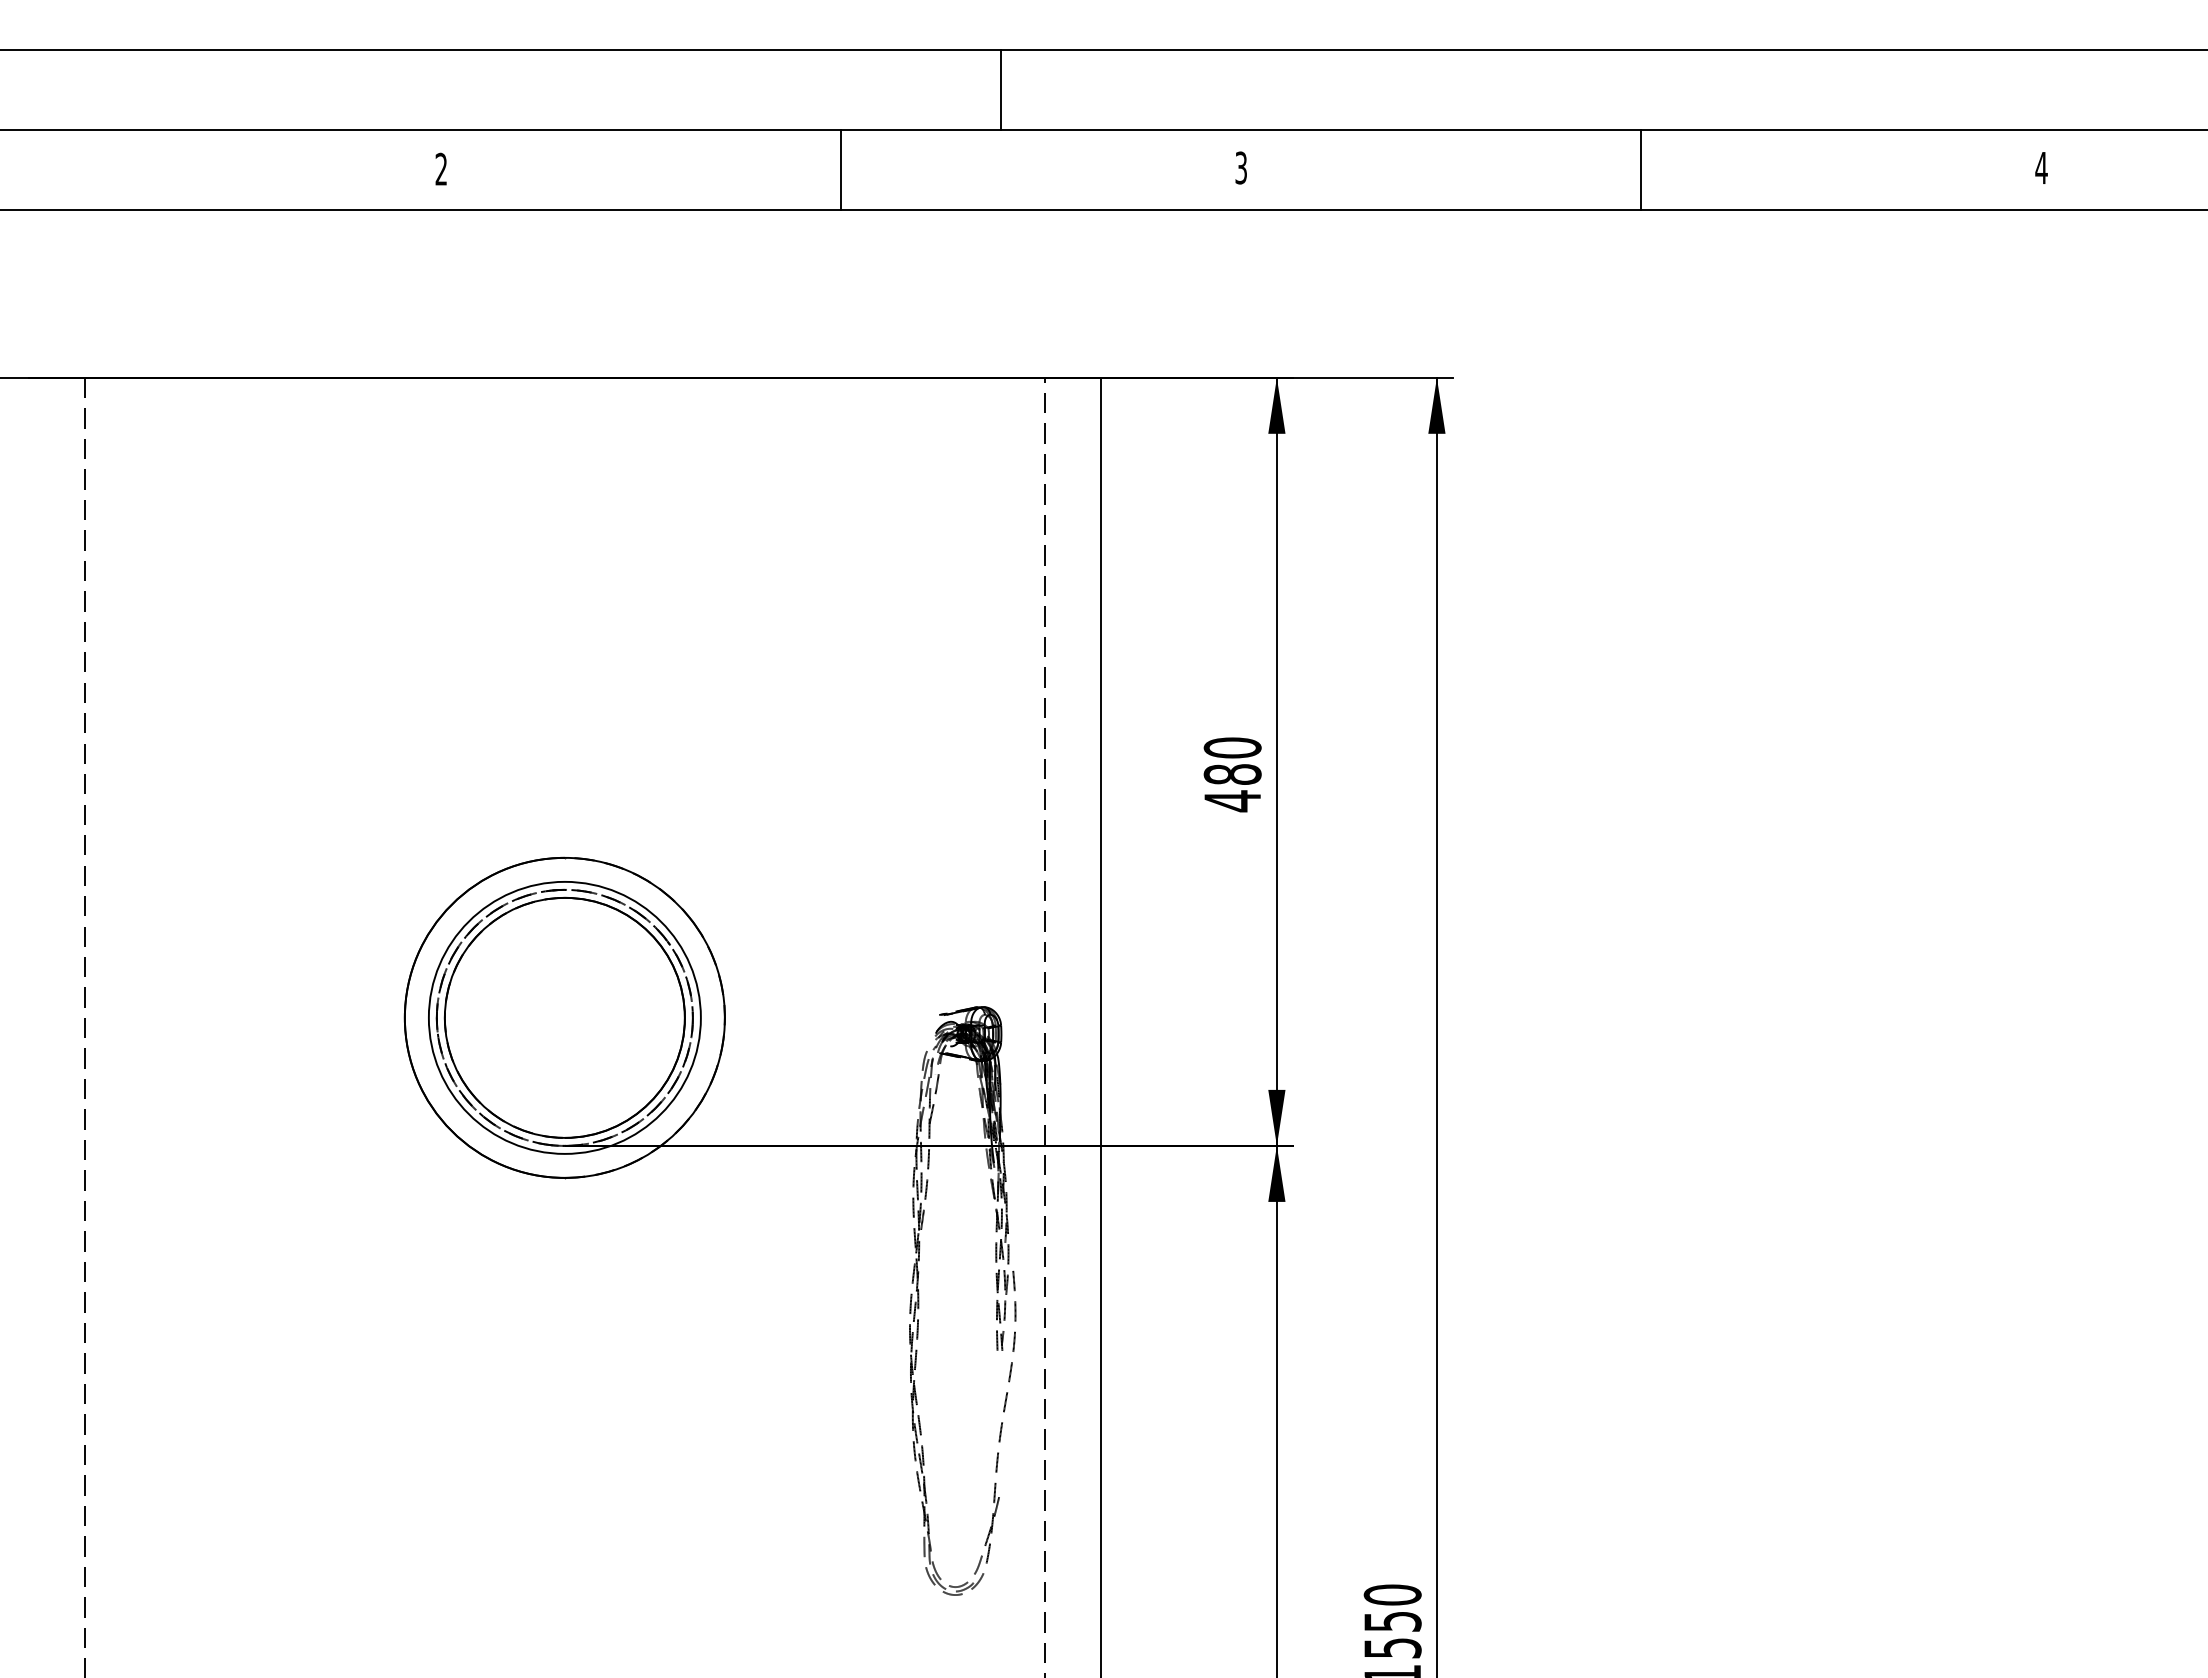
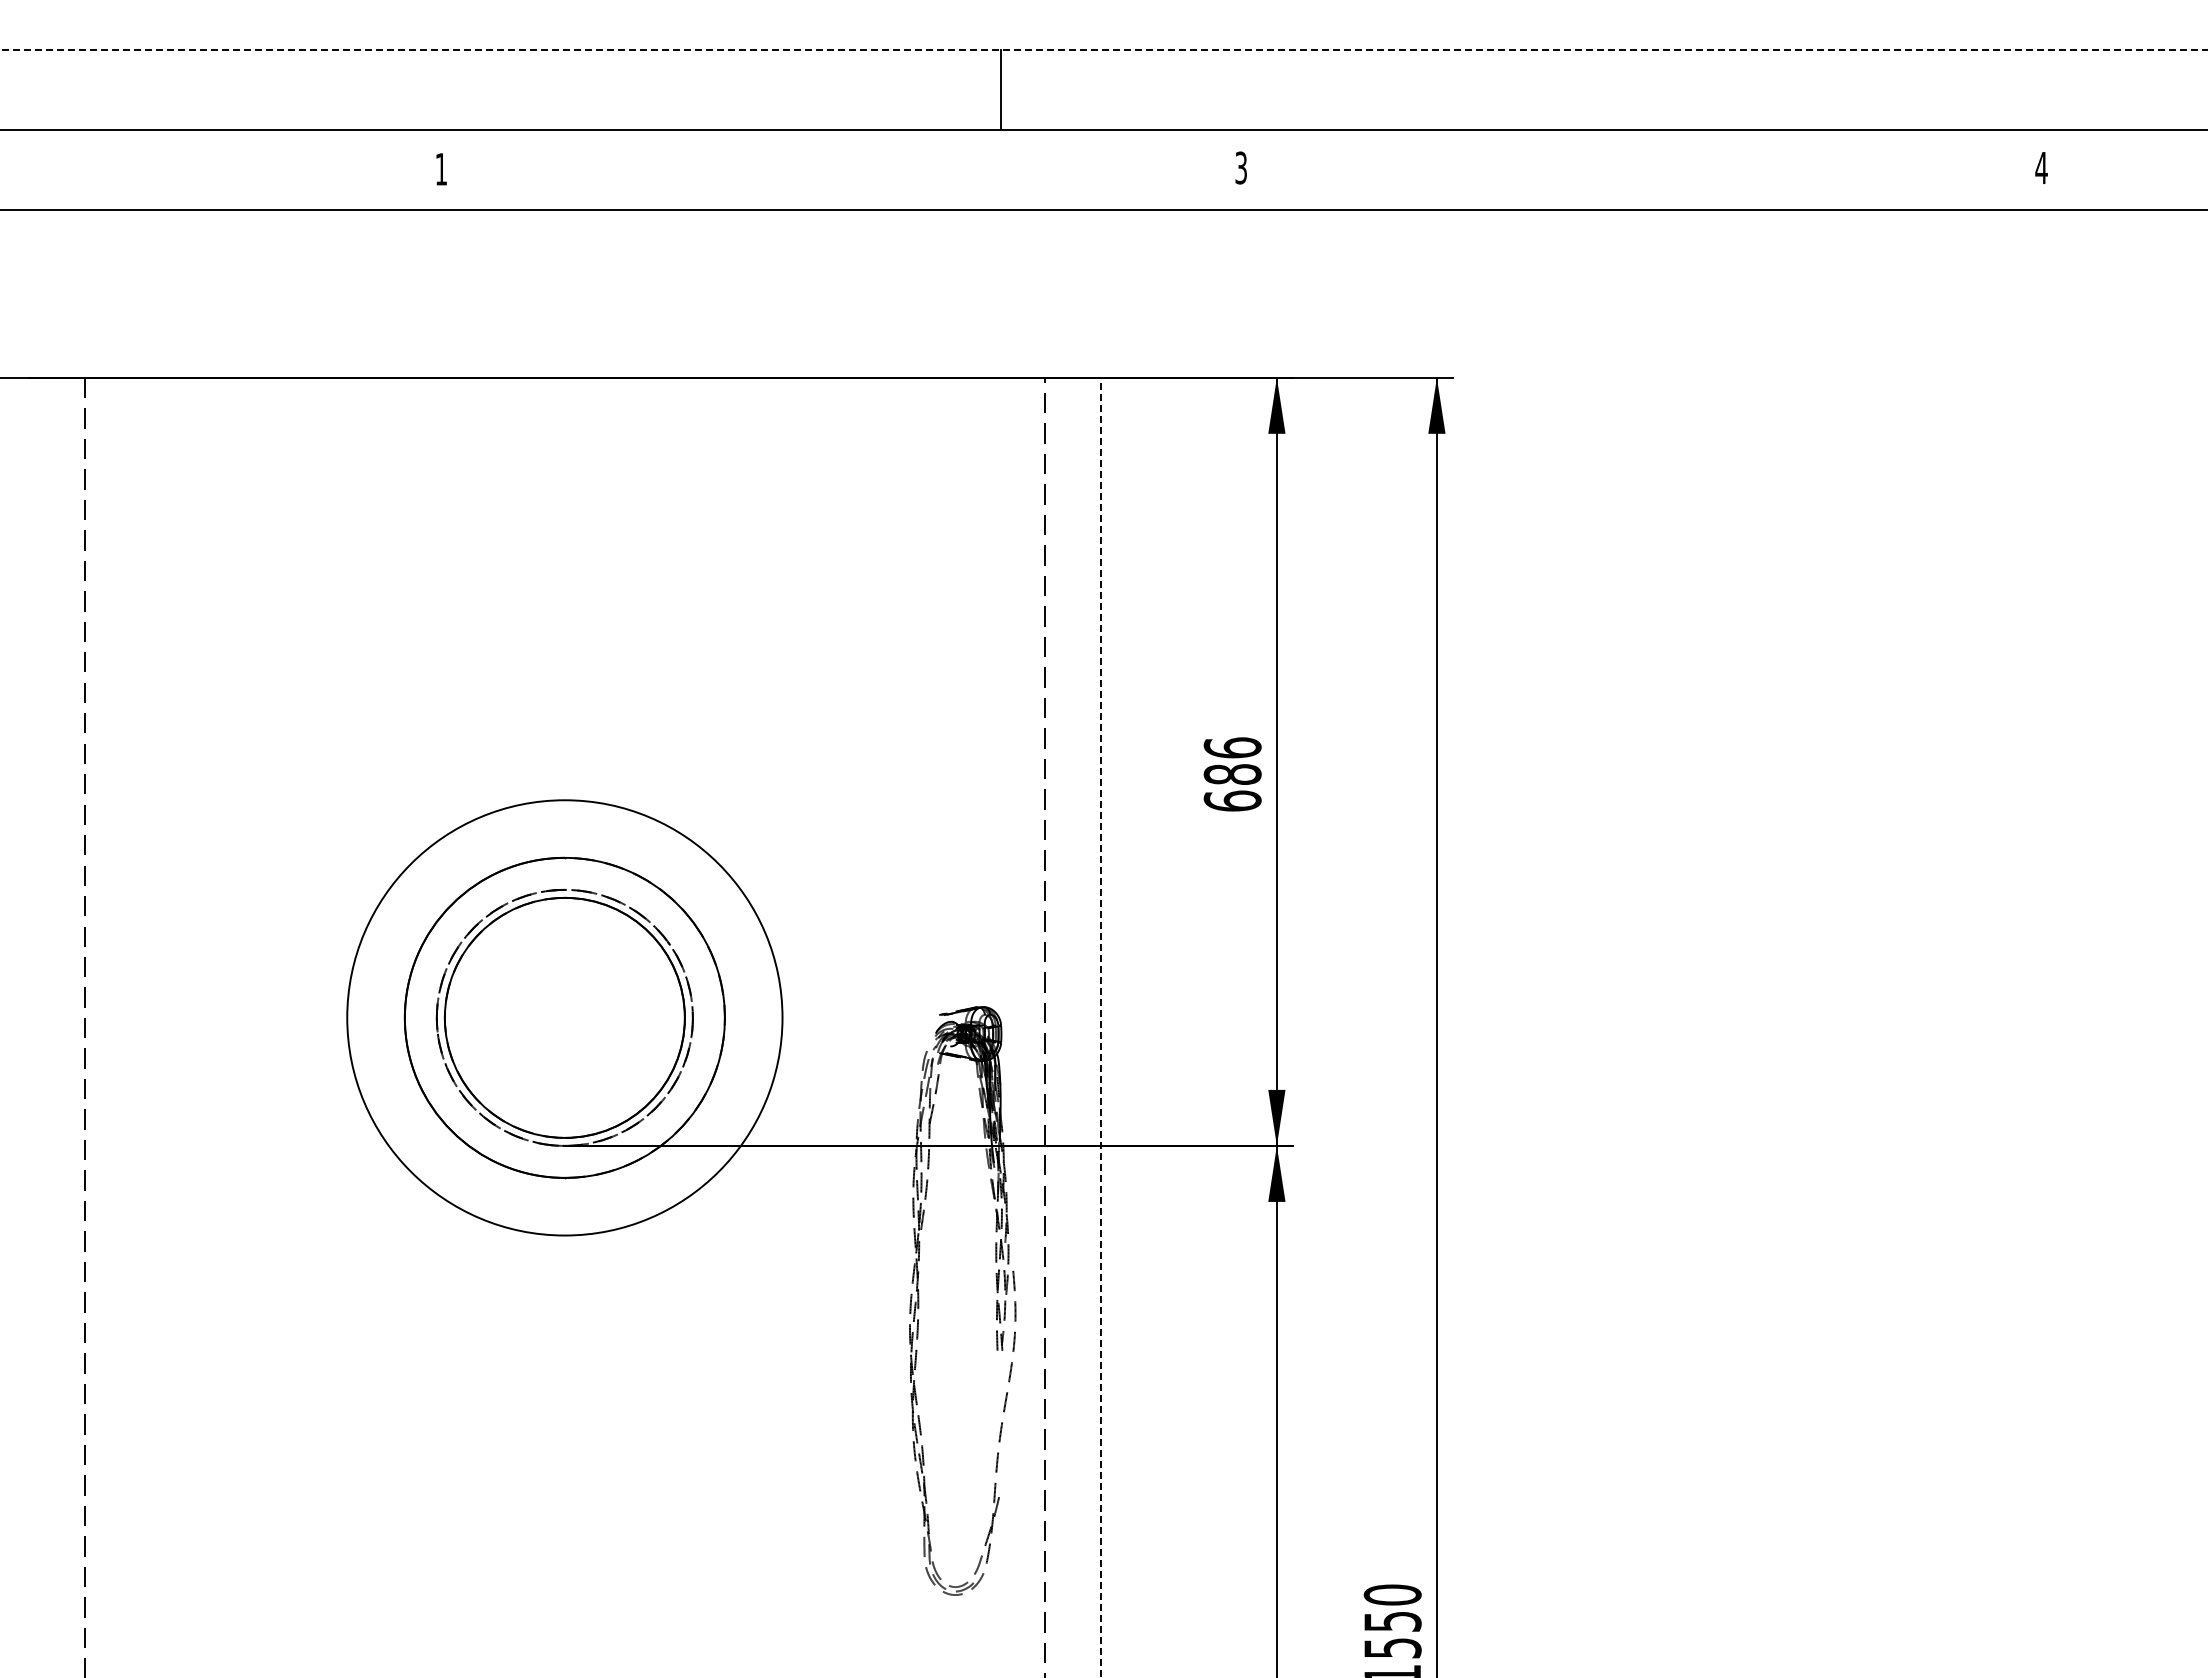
line: solid -> dashed (1103, 50)
text: 2 -> 1 (440, 168)
line: present -> none (841, 170)
line: present -> none (1641, 170)
text: 480 -> 686 (1232, 774)
circle diameter: 272 px -> 435 px (564, 1017)
line: solid -> dashed (1100, 1027)
